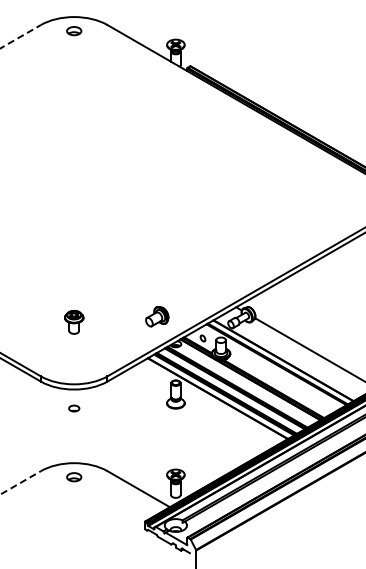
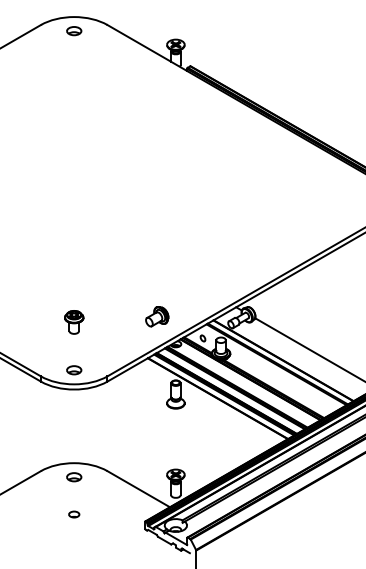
line: dashed -> solid (21, 36)
part: none -> present (74, 370)
part position: (74, 408) -> (74, 514) (74, 514)
line: dashed -> solid (21, 482)
